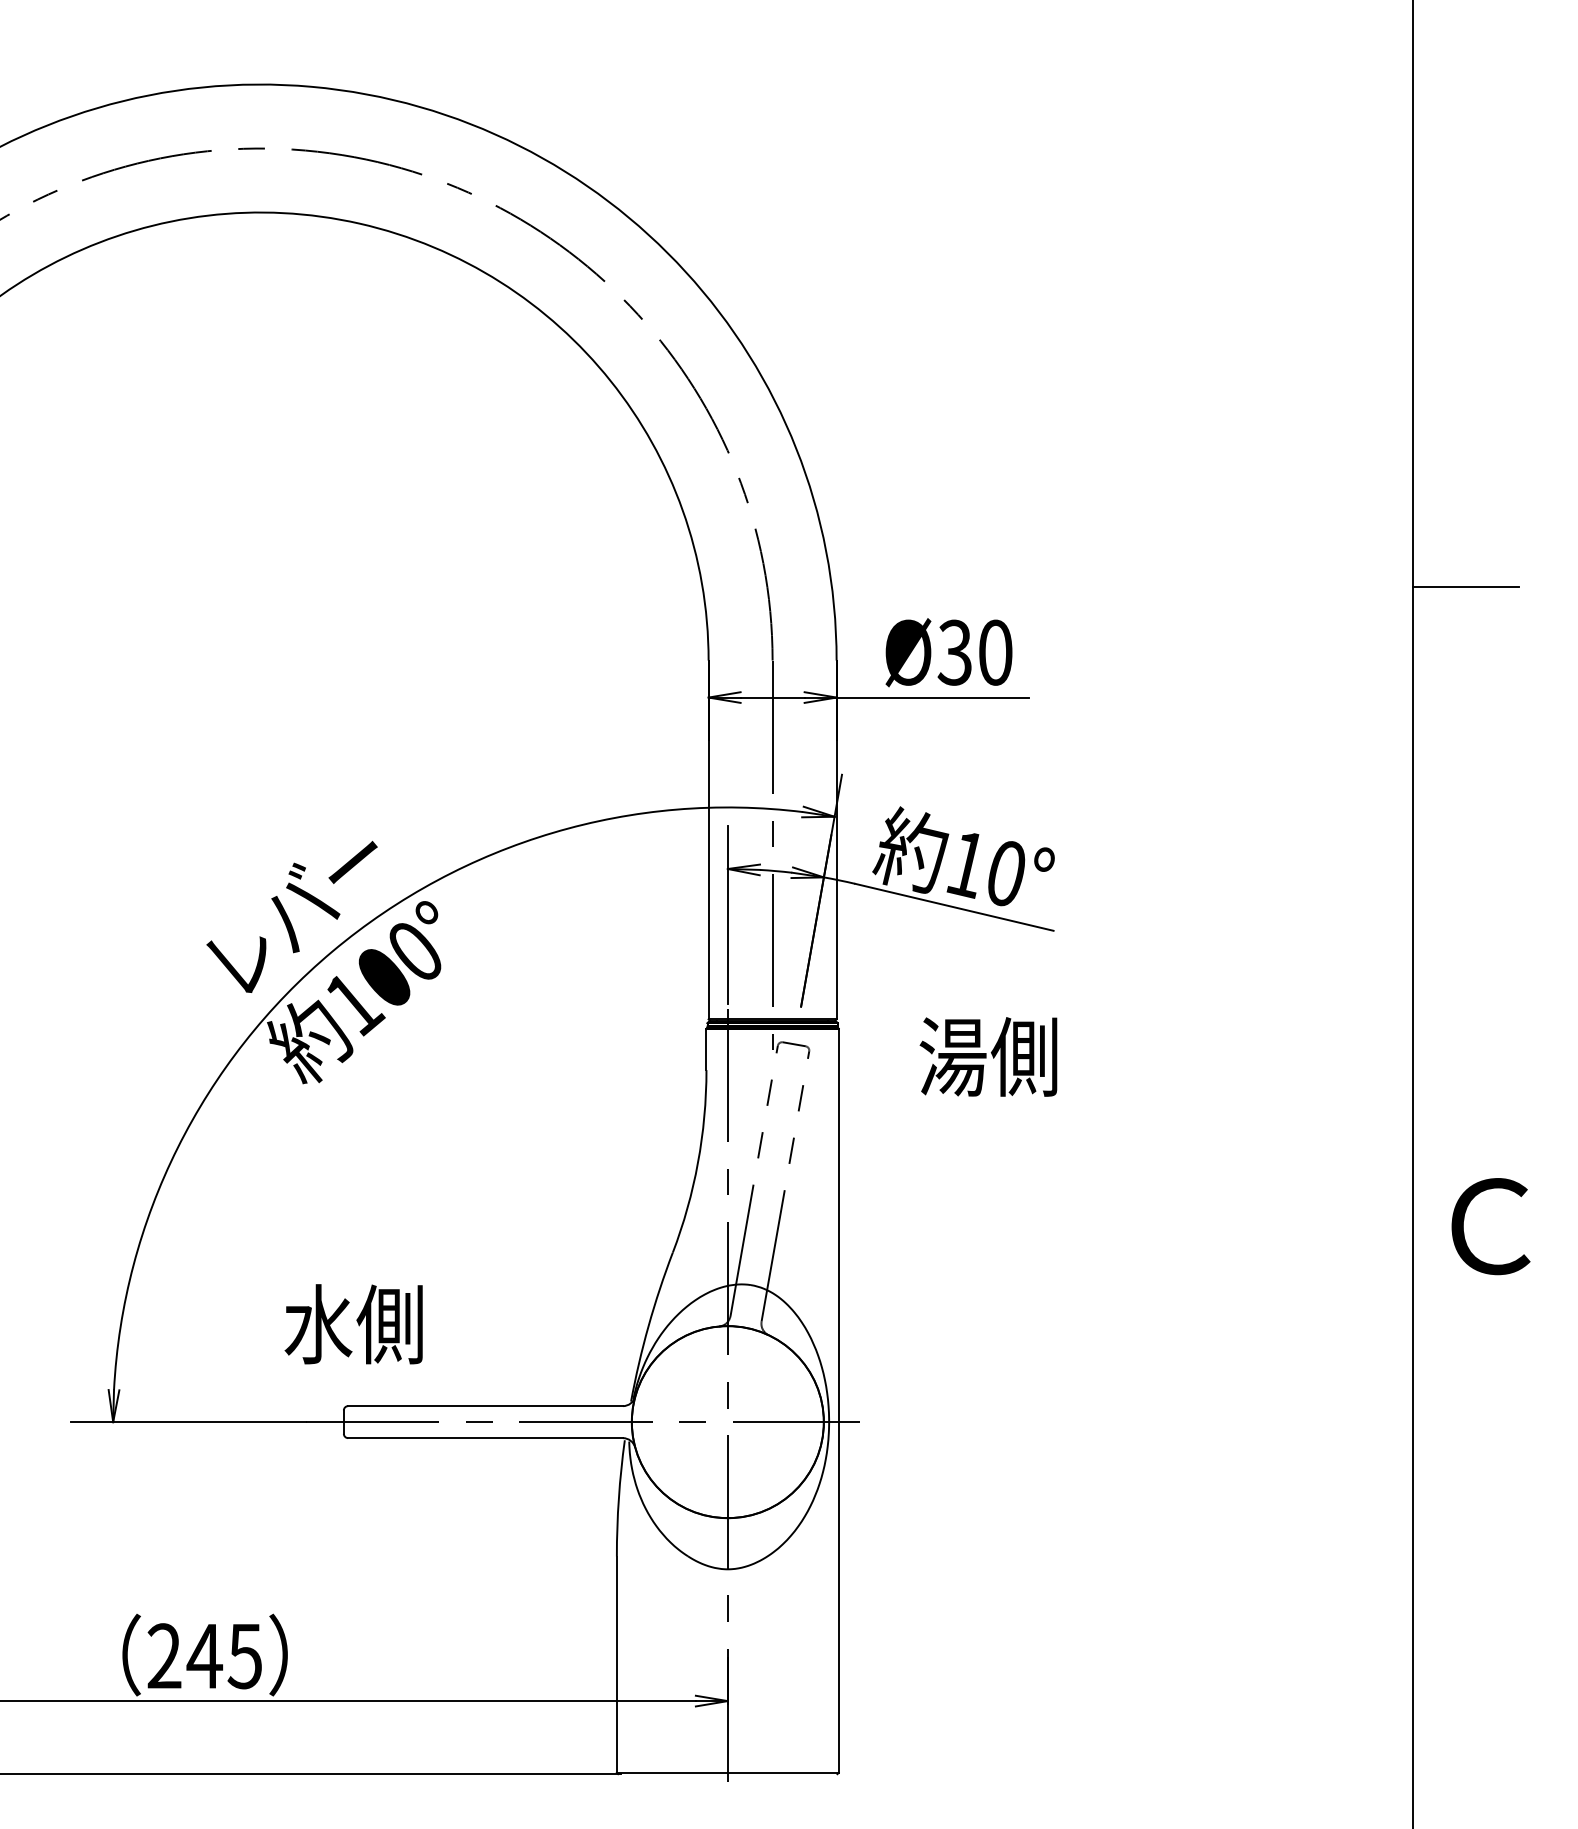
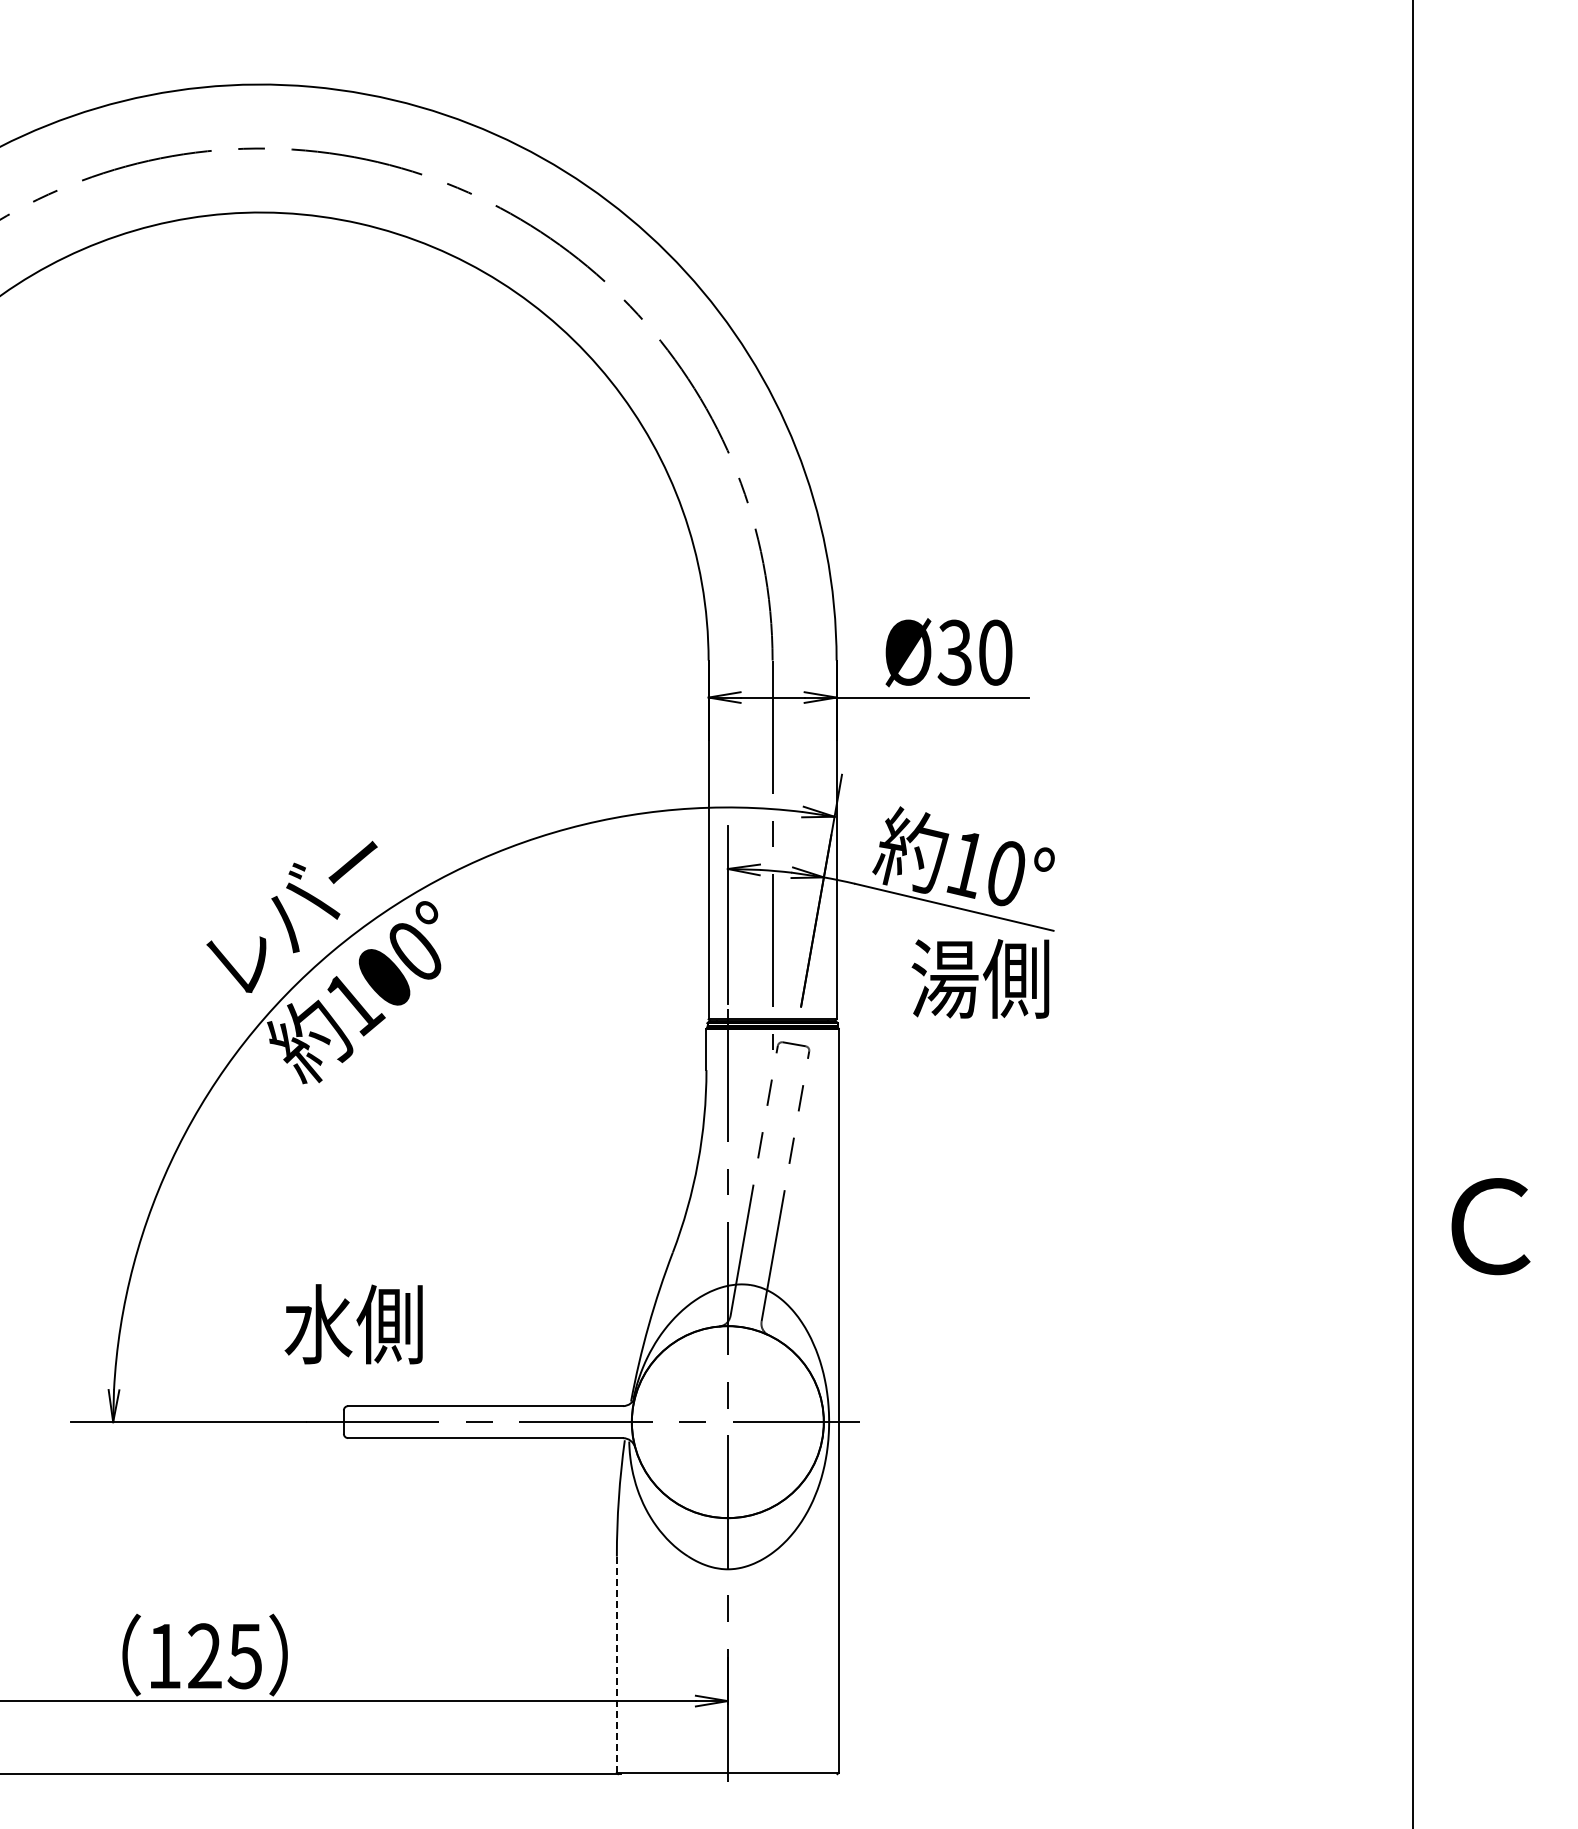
line: present -> none (1465, 586)
text position: (988, 1056) -> (980, 978) (980, 978)
text: 245 -> 125 (185, 1655)
line: solid -> dashed (616, 1665)
